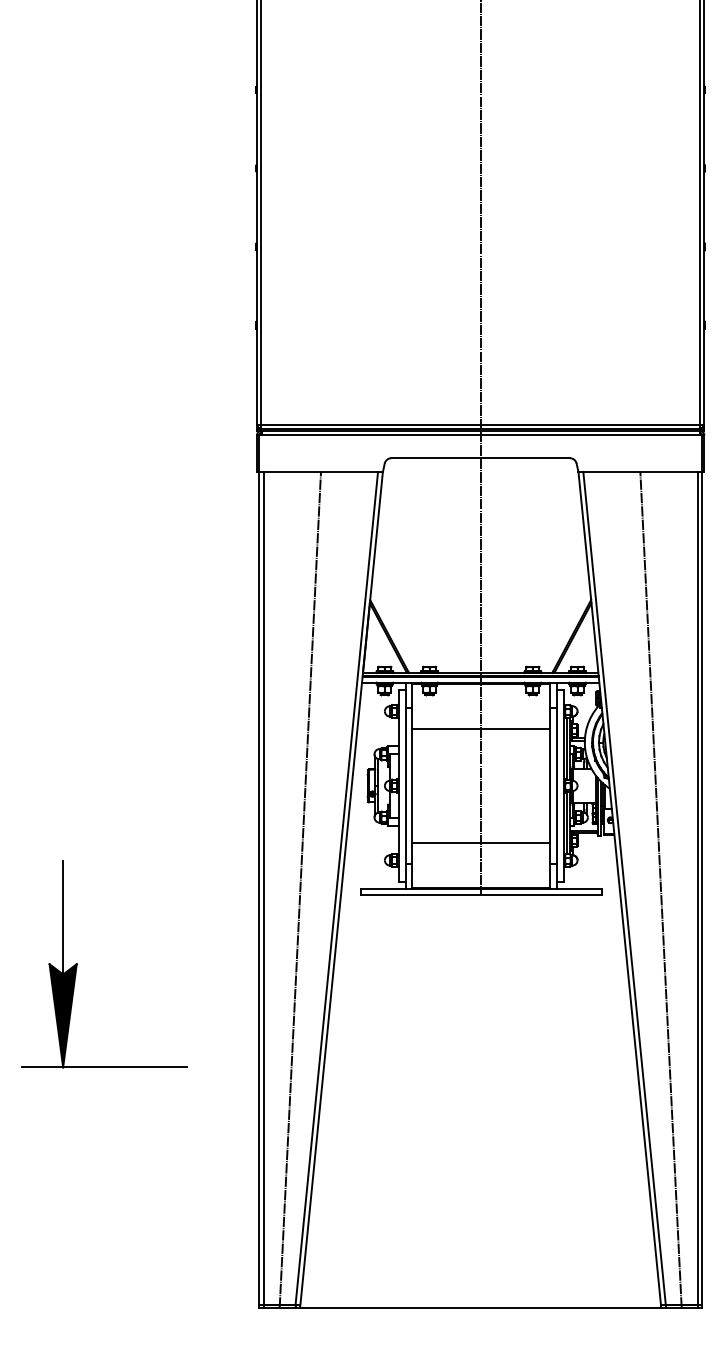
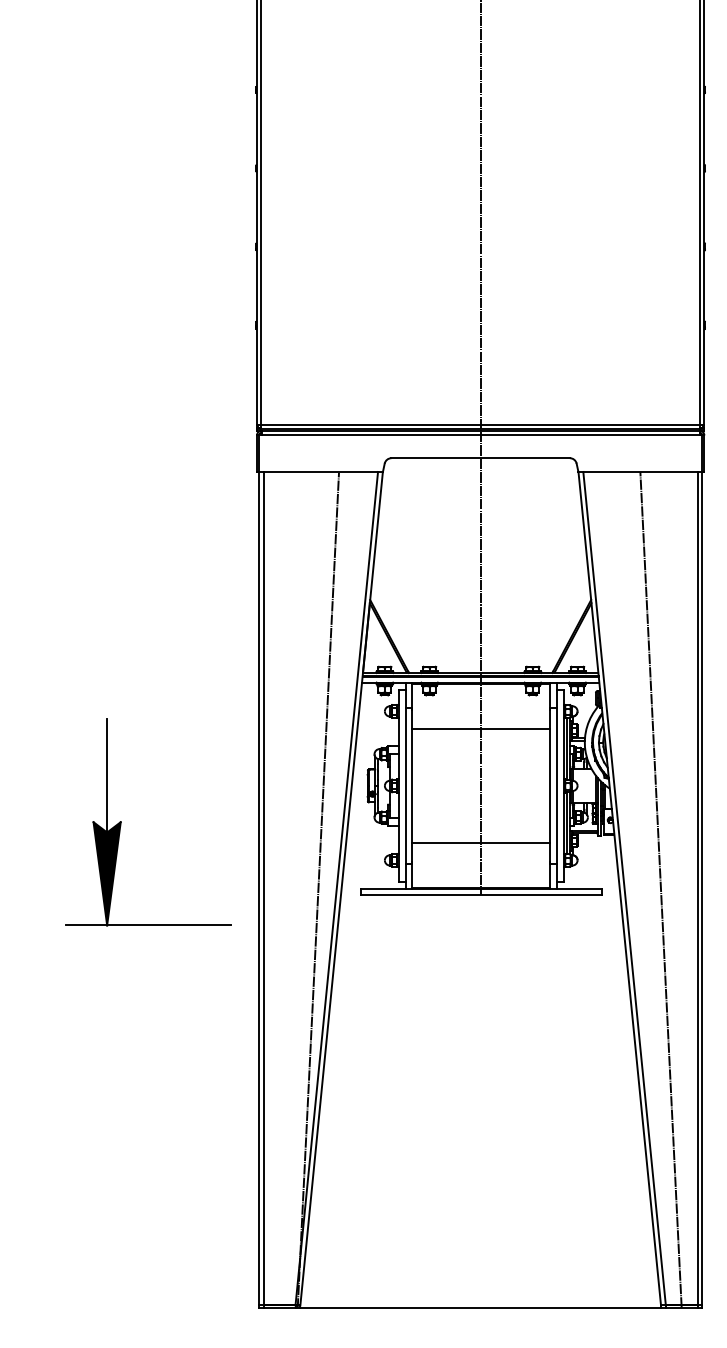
line position: (300, 889) -> (318, 890) (318, 890)
part position: (77, 964) -> (121, 822) (121, 822)
